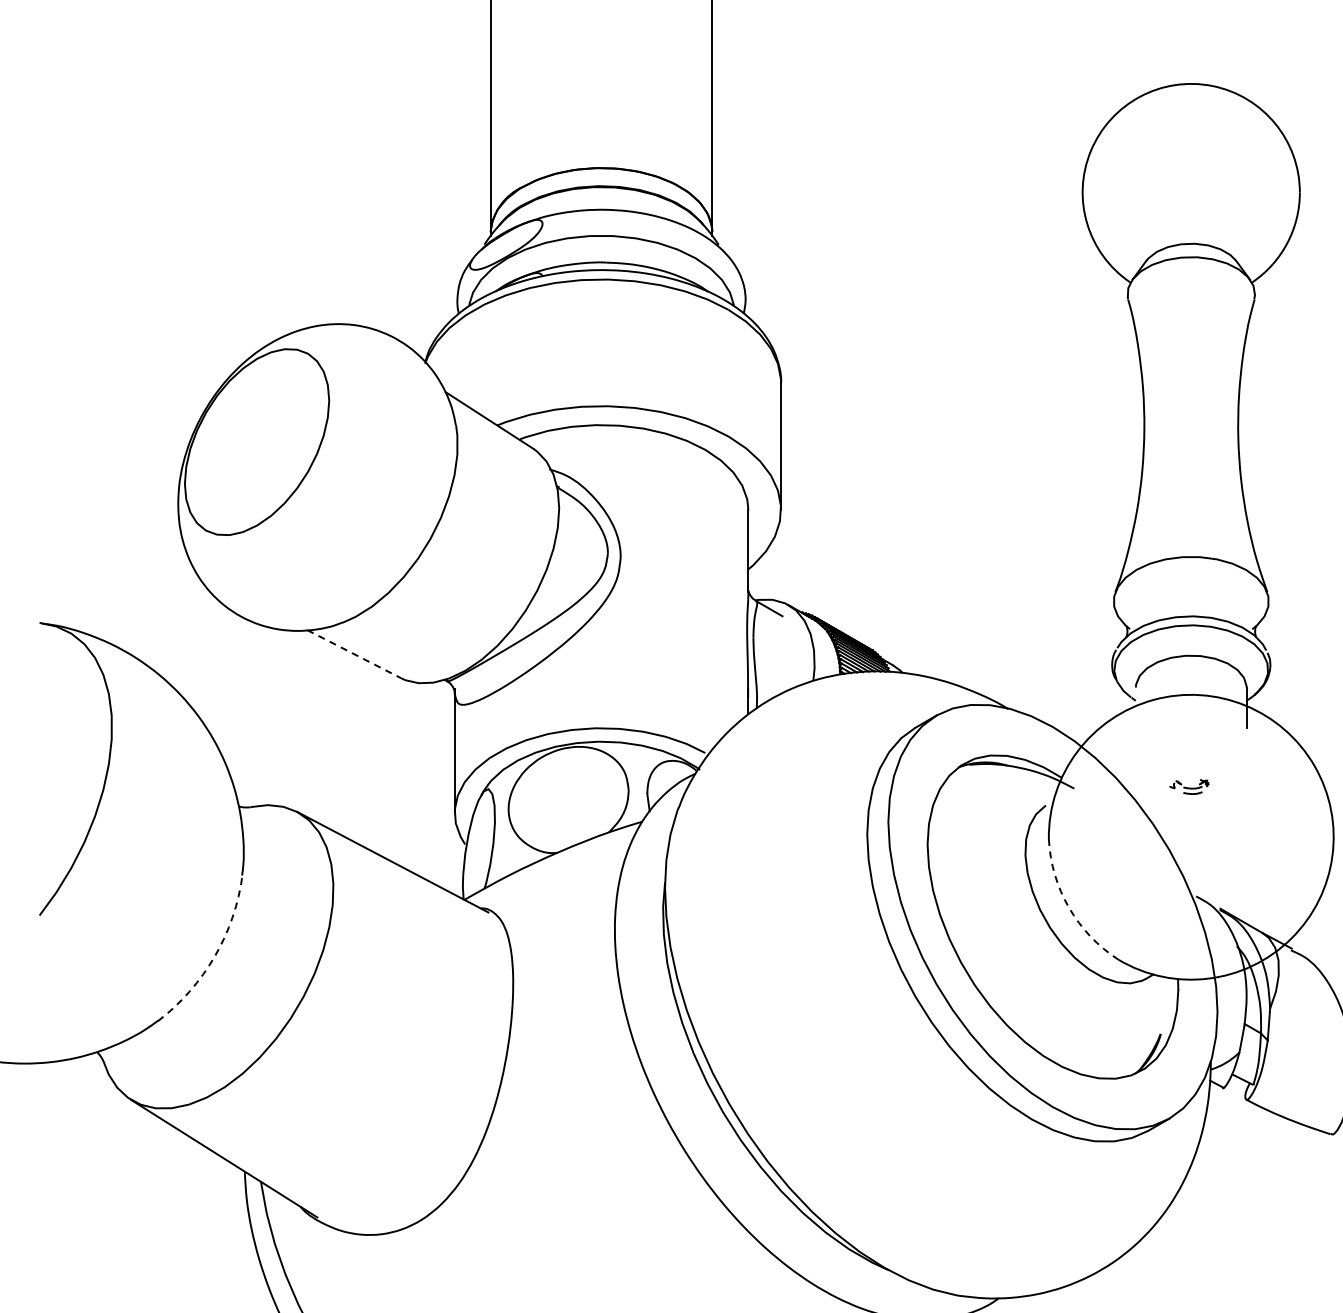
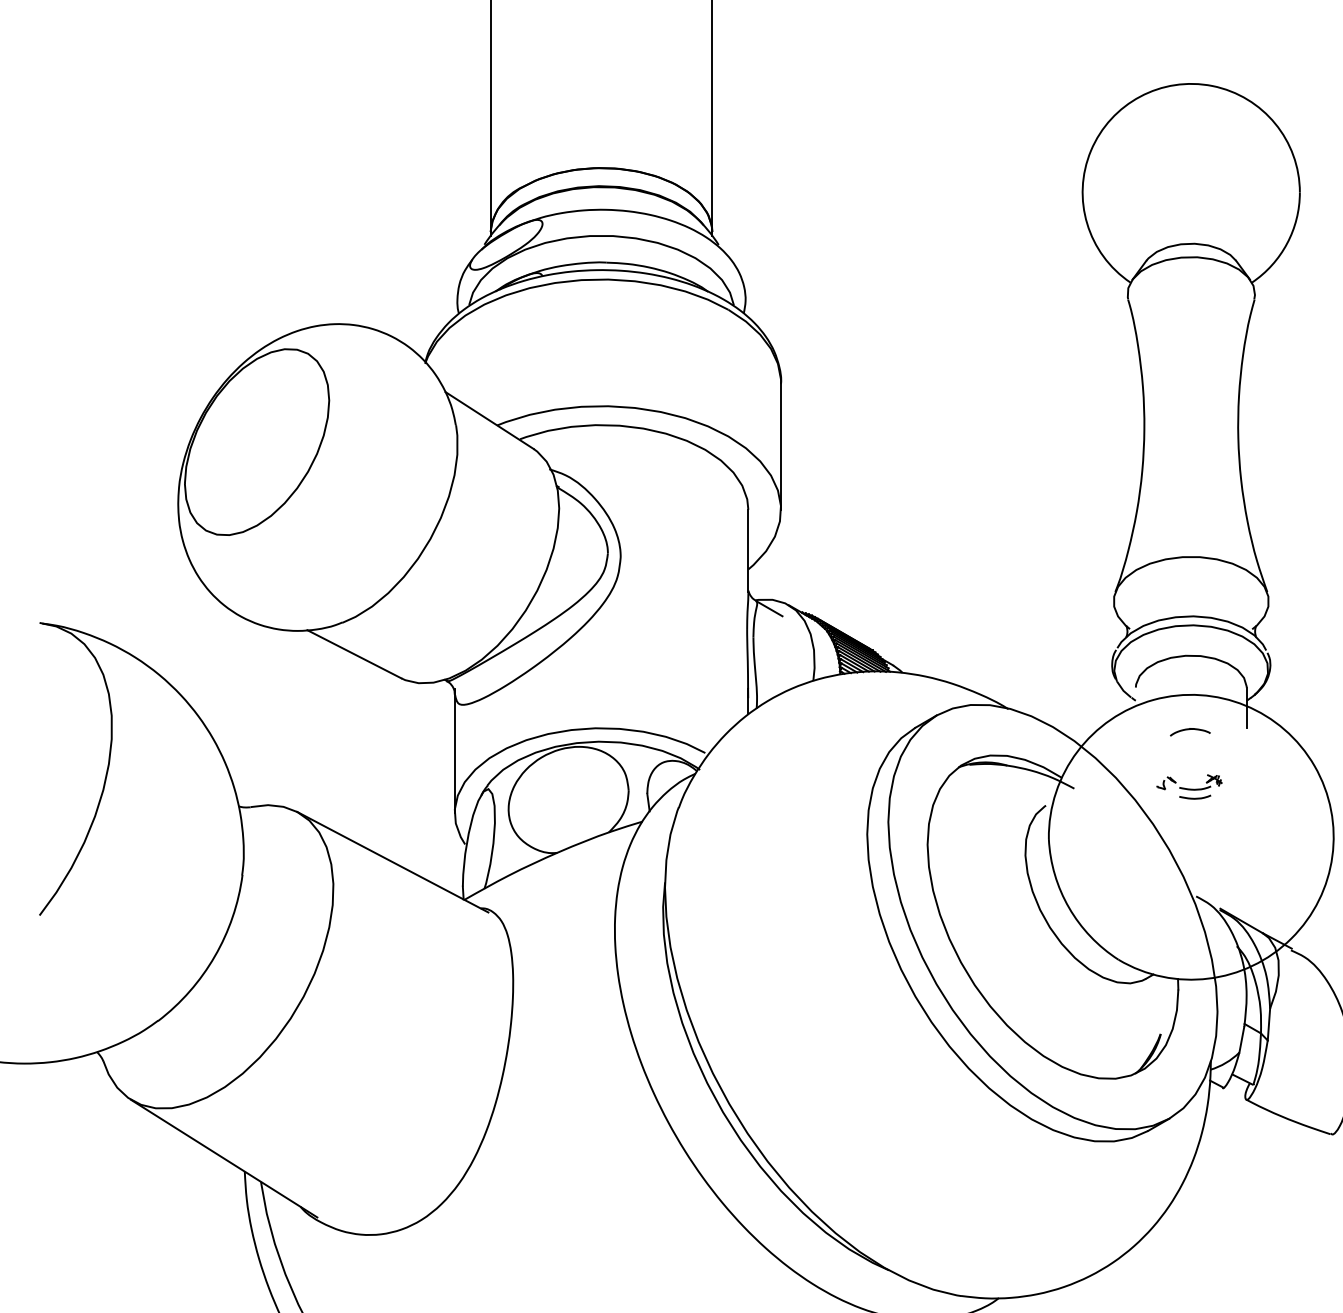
line: dashed -> solid (354, 654)
part: none -> present (1190, 732)
part size: 41x16 px -> 67x26 px (1189, 786)
arc: dashed -> solid (1069, 907)
arc: dashed -> solid (214, 956)
